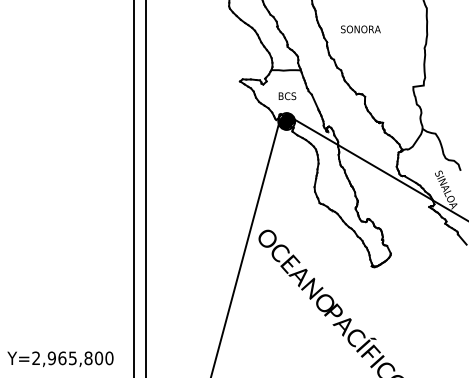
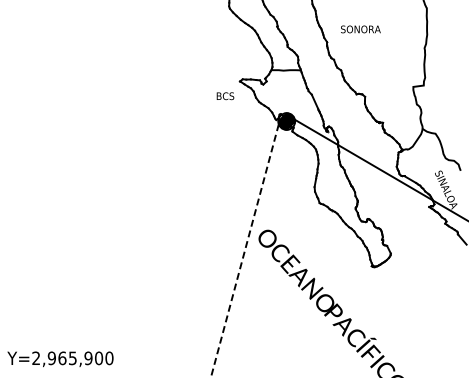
text position: (287, 96) -> (225, 96) (225, 96)
line: present -> none (134, 188)
line: present -> none (146, 188)
line: solid -> dashed (244, 250)
text: Y=2,965,800 -> Y=2,965,900 (88, 358)
